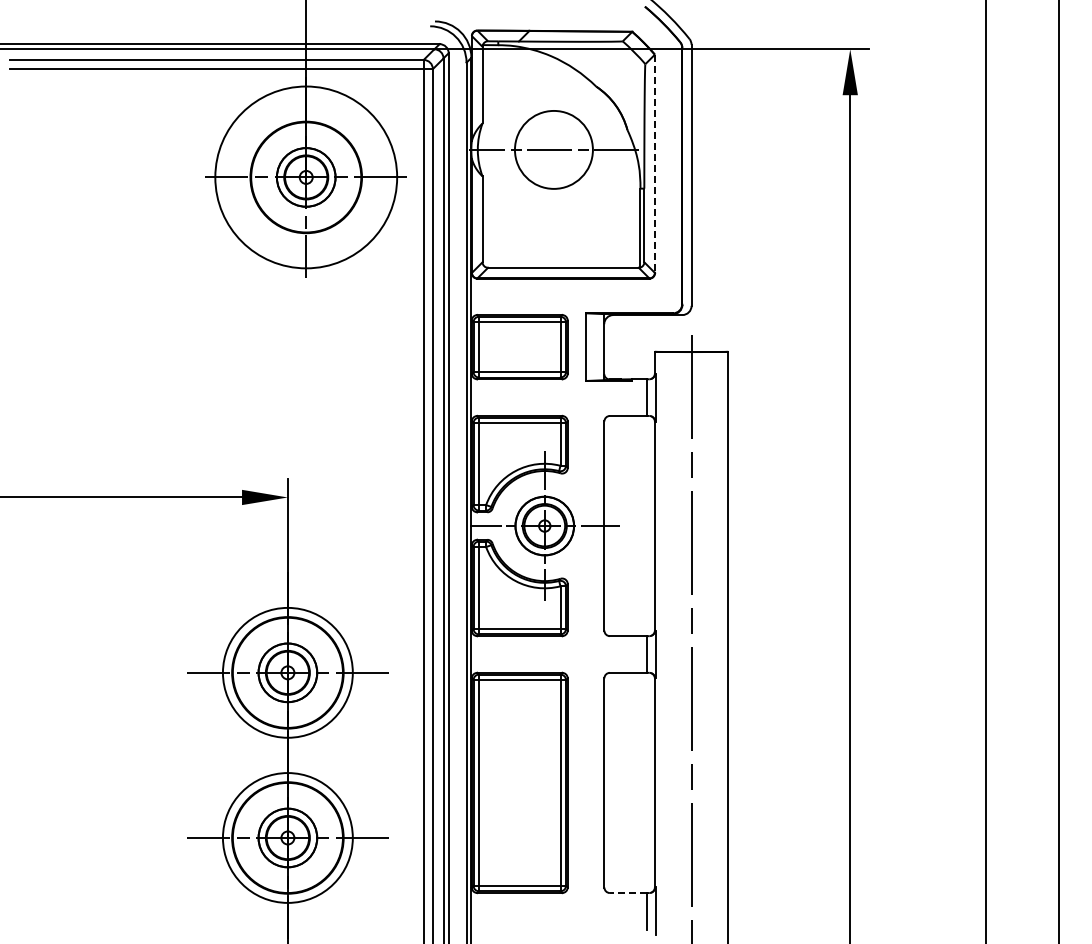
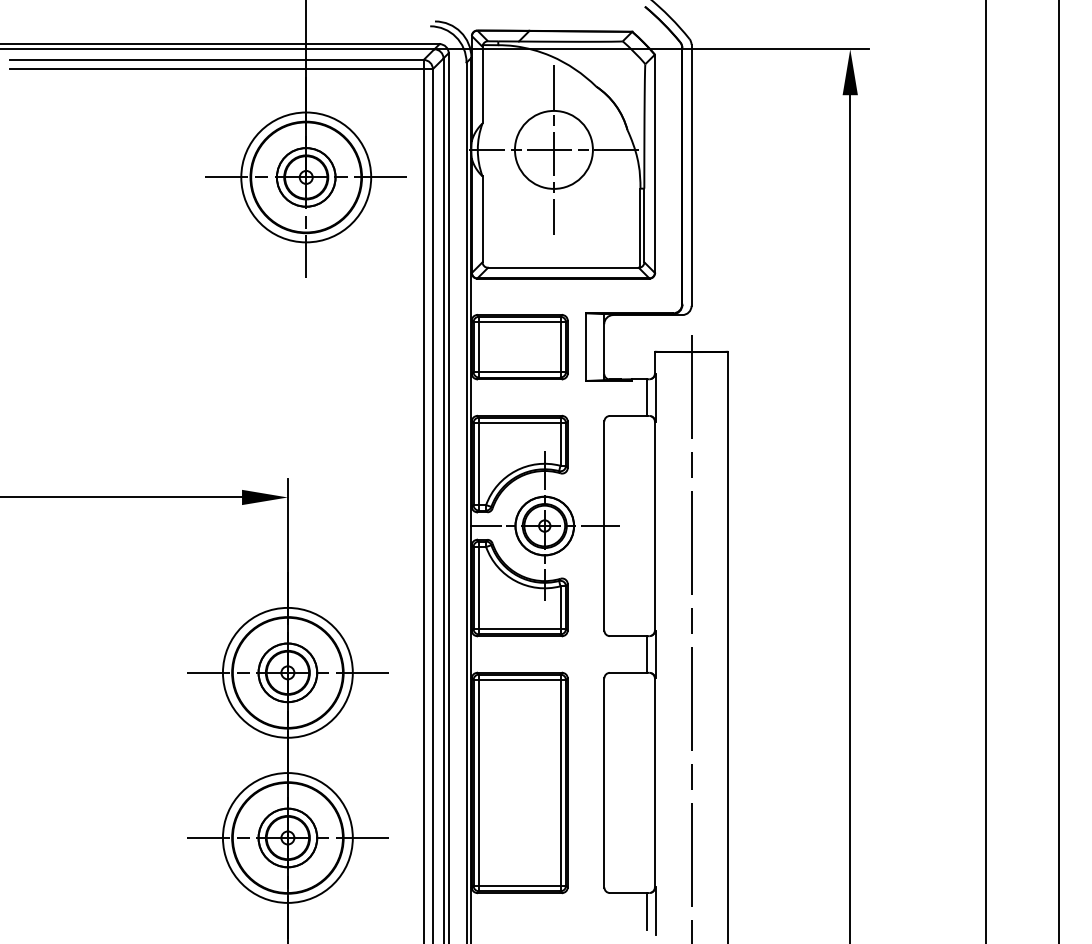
line: none -> present (553, 149)
line: dashed -> solid (655, 164)
circle diameter: 182 px -> 130 px (306, 177)
line: dashed -> solid (627, 893)
